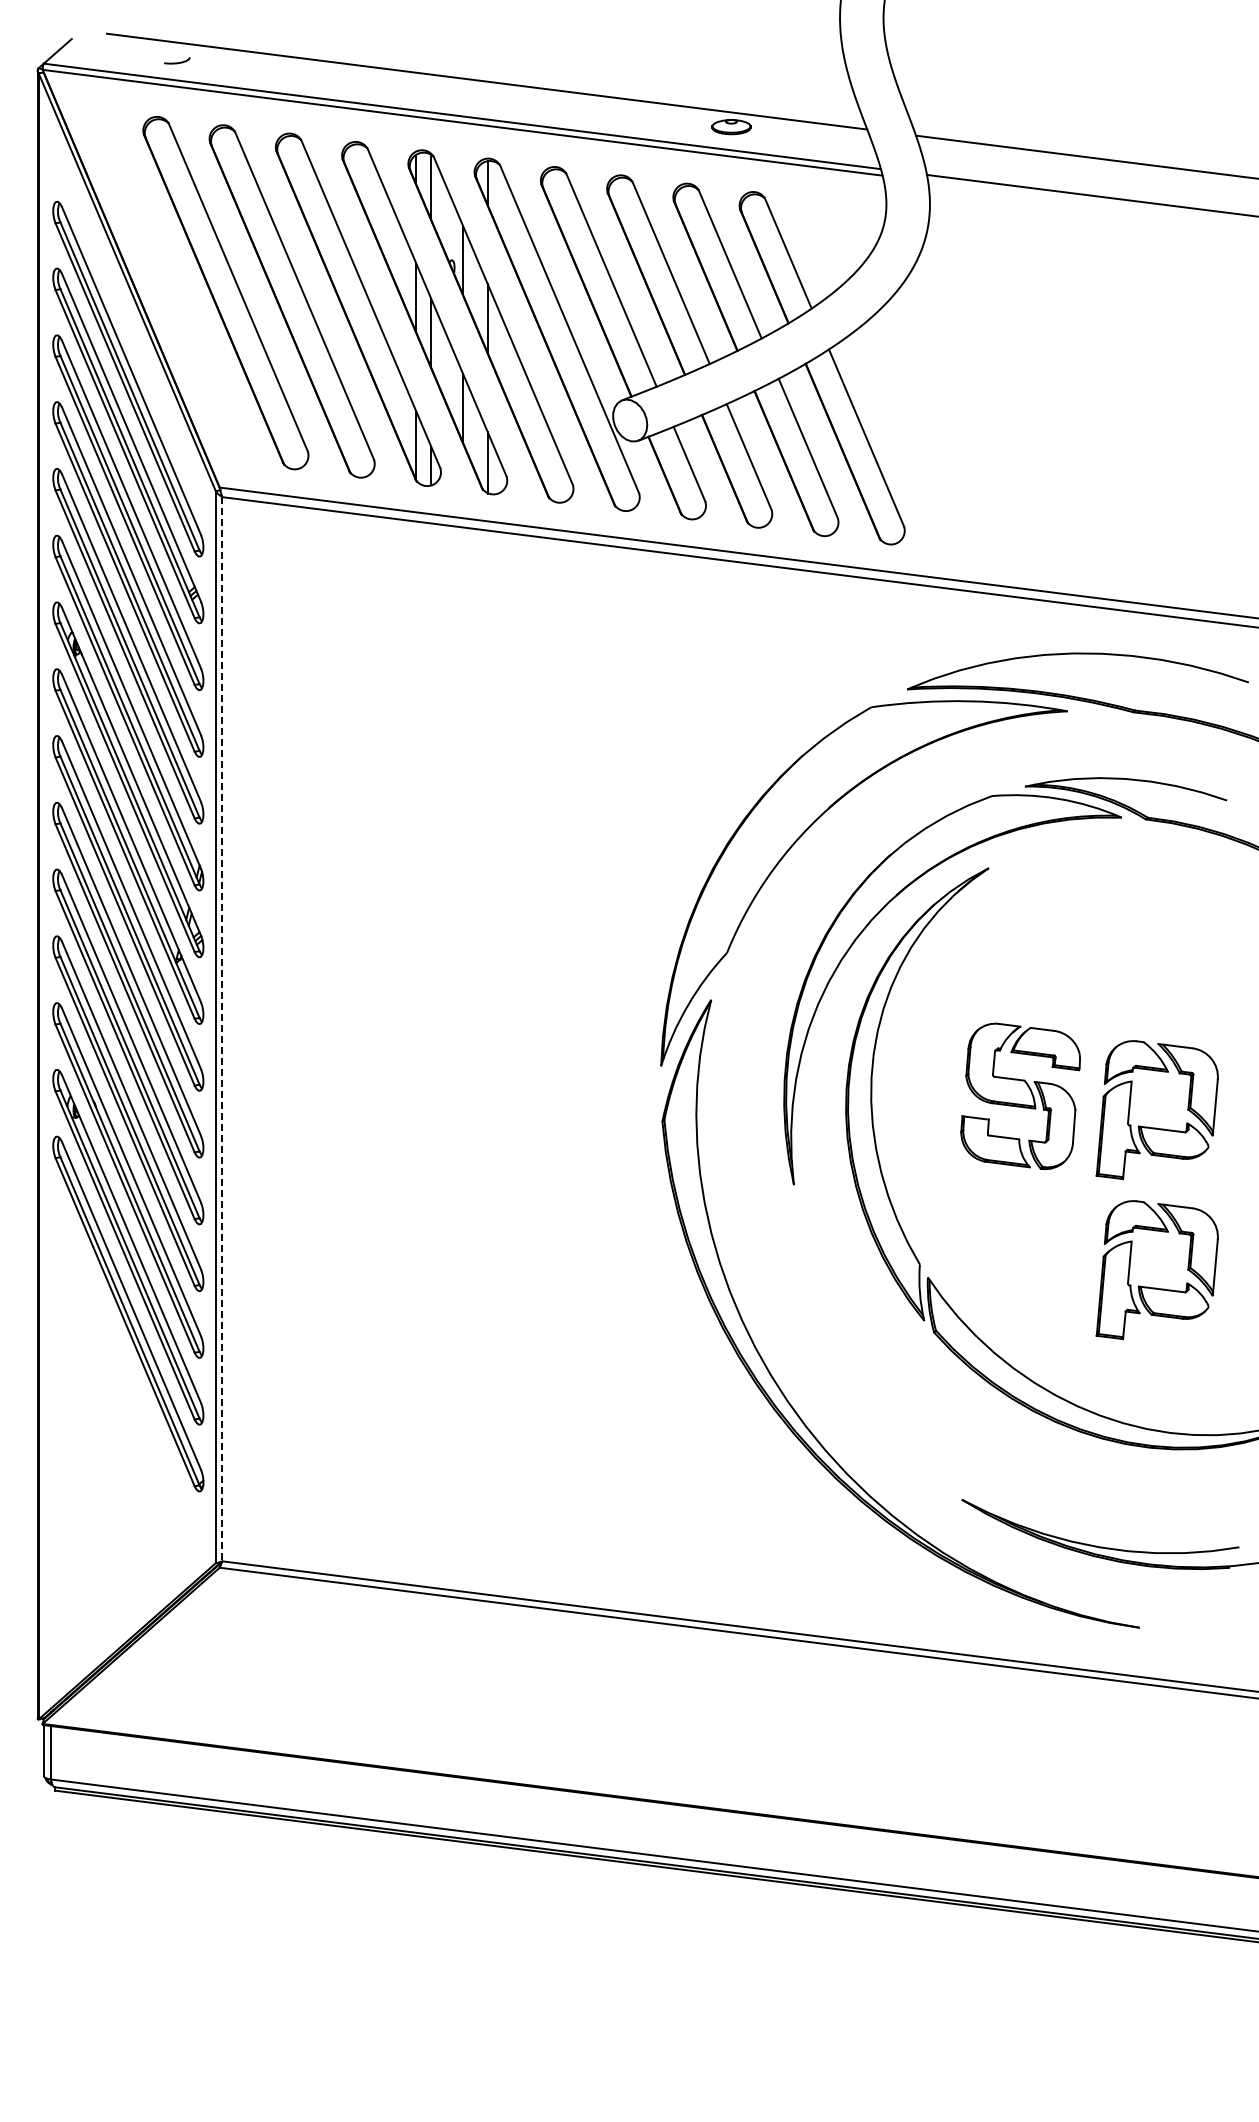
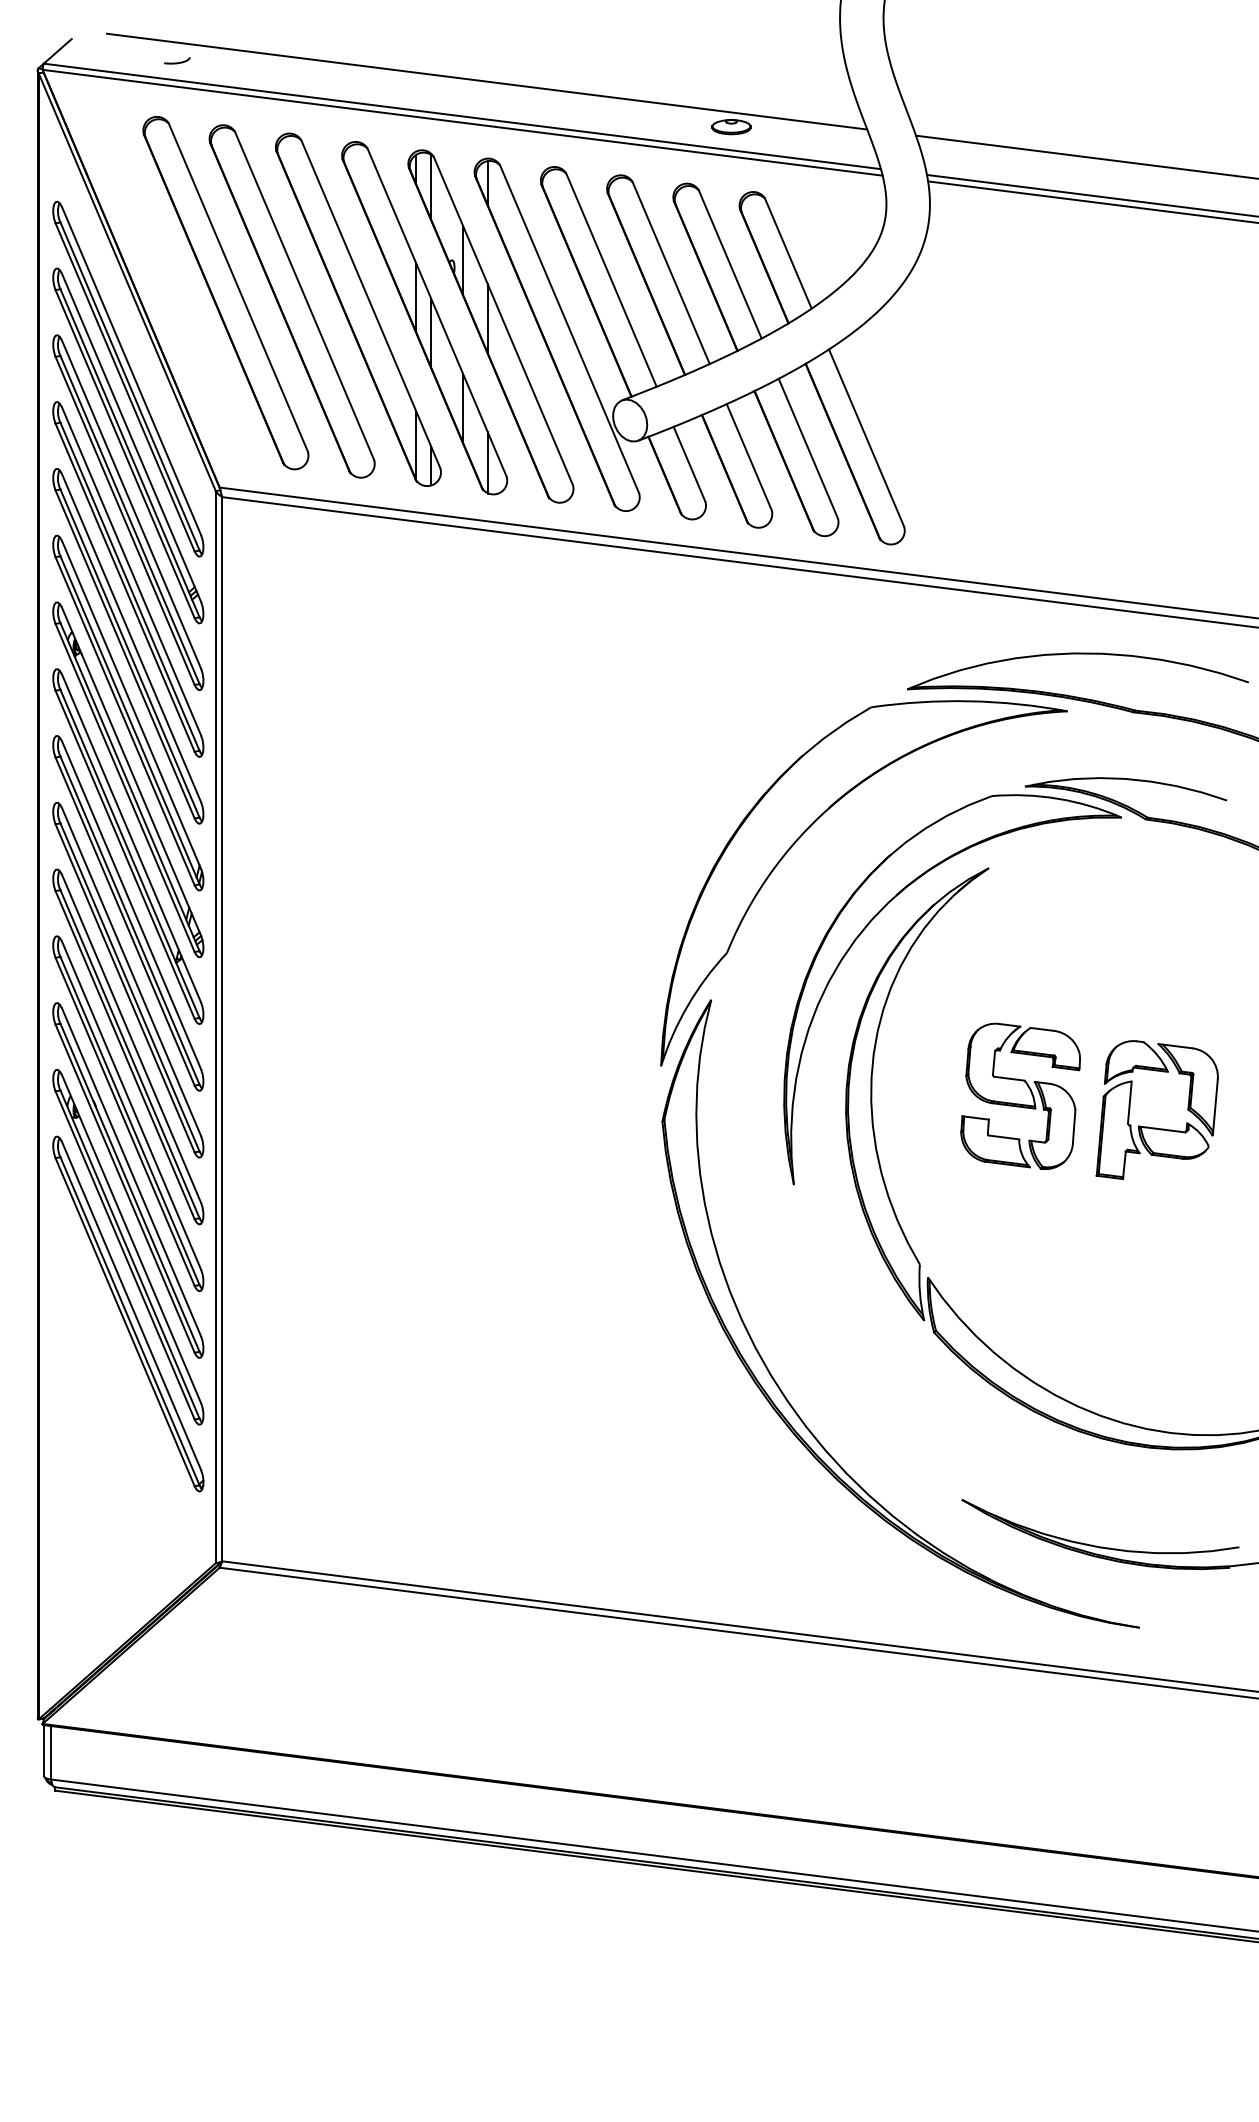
line: none -> present (1091, 201)
line: dashed -> solid (222, 1029)
part: present -> none (1156, 1287)
